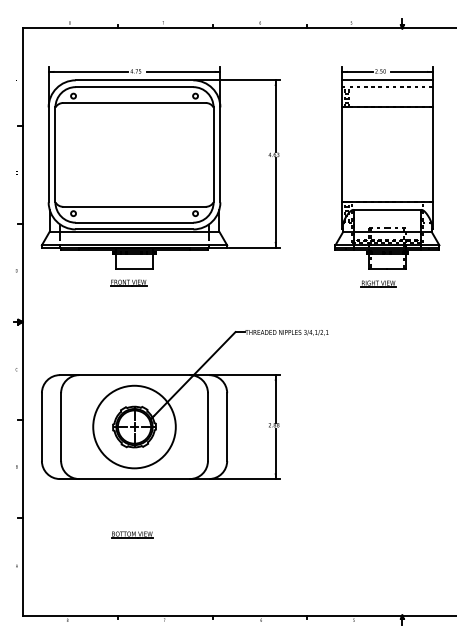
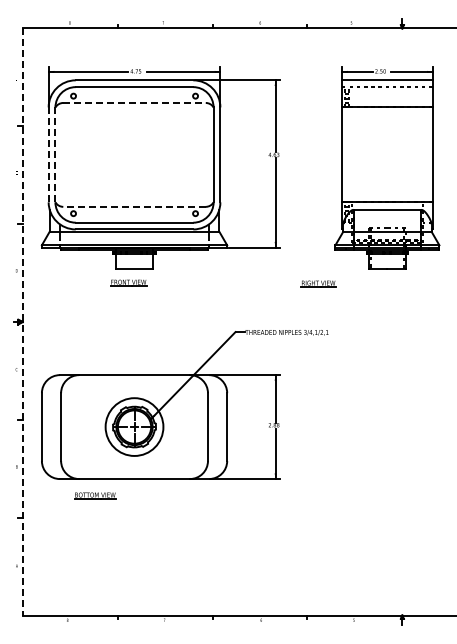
line: solid -> dashed (135, 102)
line: solid -> dashed (48, 155)
line: solid -> dashed (55, 155)
line: solid -> dashed (134, 206)
part position: (378, 283) -> (318, 283) (318, 283)
line: solid -> dashed (22, 321)
circle diameter: 83 px -> 58 px (134, 426)
part position: (132, 534) -> (95, 495) (95, 495)
